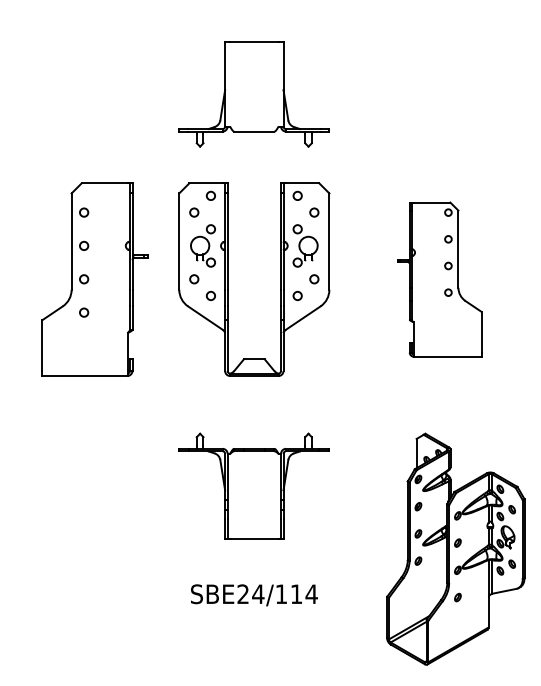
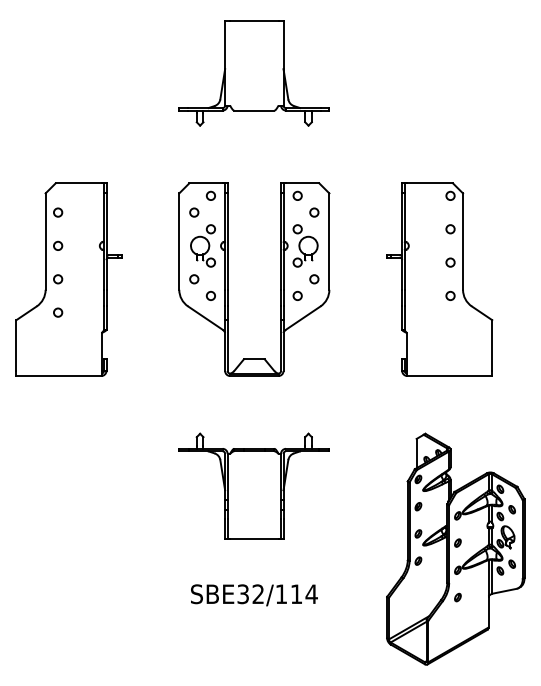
part position: (253, 94) -> (253, 73) (253, 73)
part position: (94, 279) -> (68, 279) (68, 279)
part size: 86x157 px -> 108x195 px (439, 279)
text: SBE24/114 -> SBE32/114 (250, 594)
